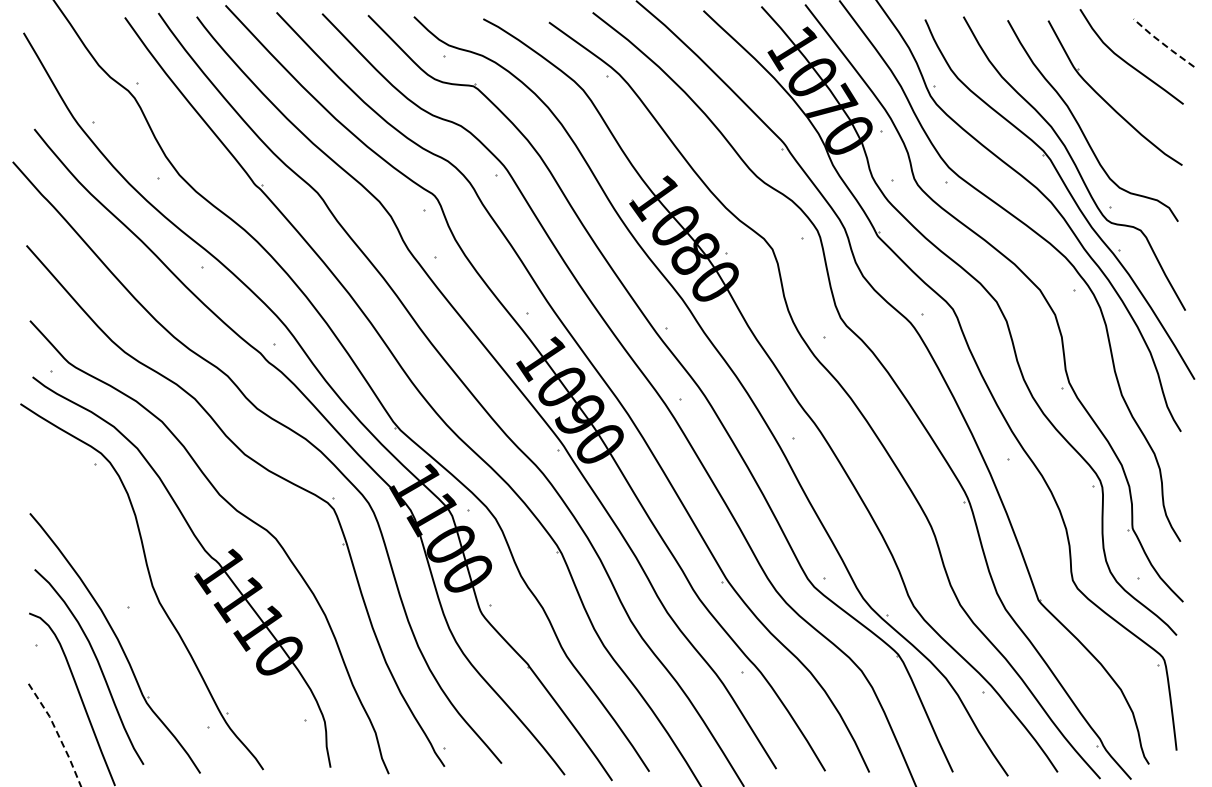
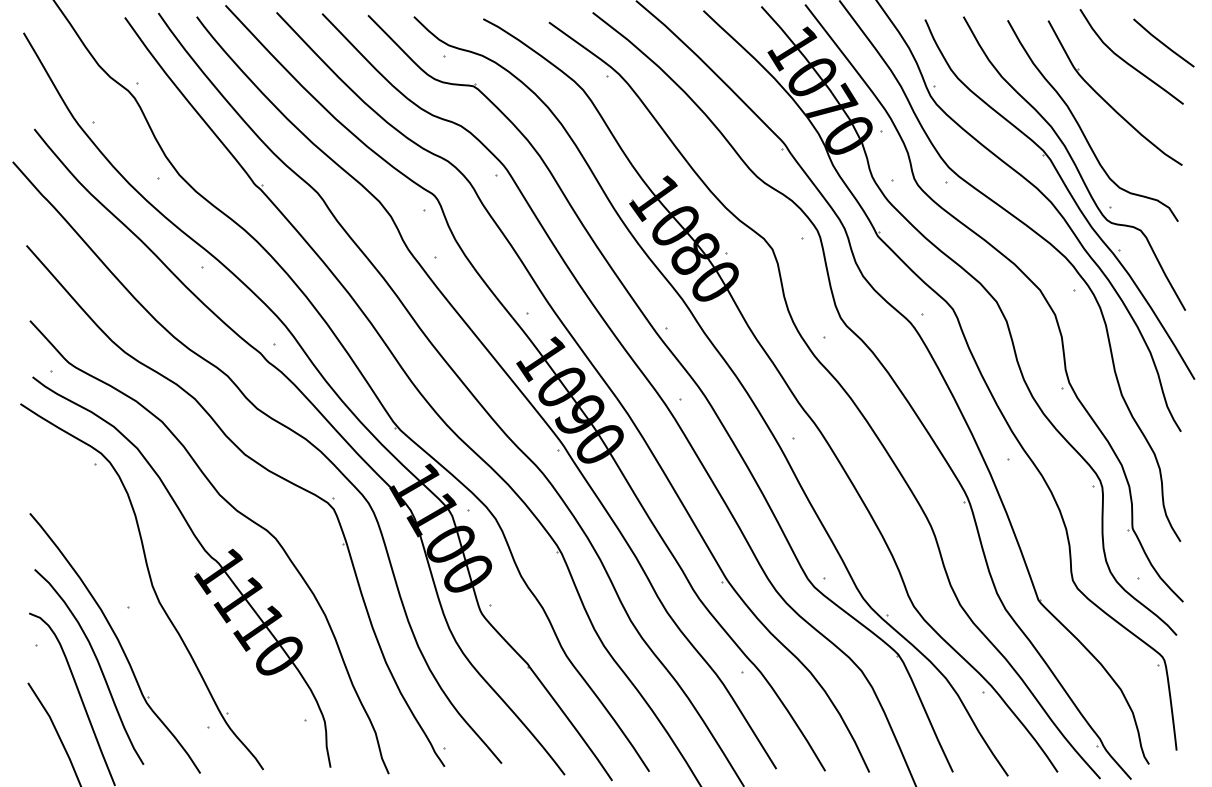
line: dashed -> solid (1163, 43)
line: dashed -> solid (57, 733)
